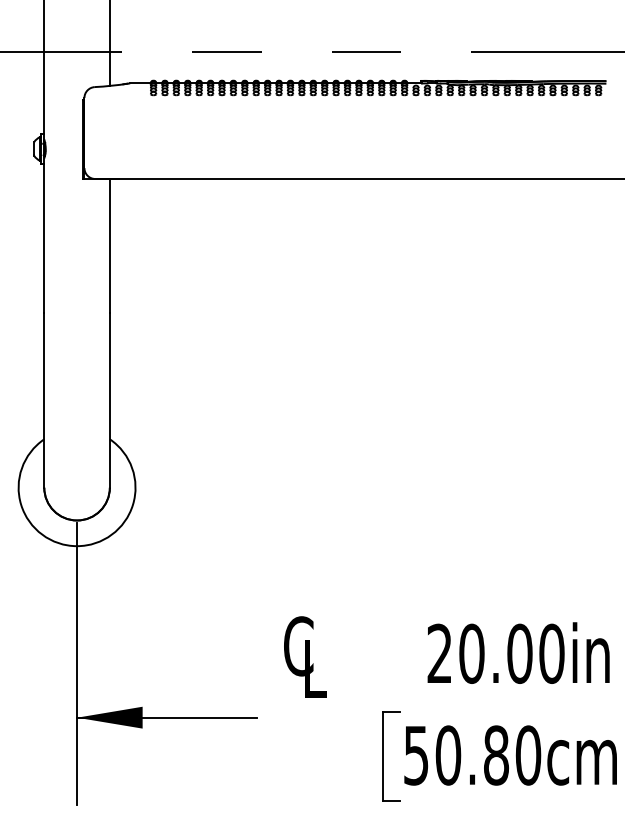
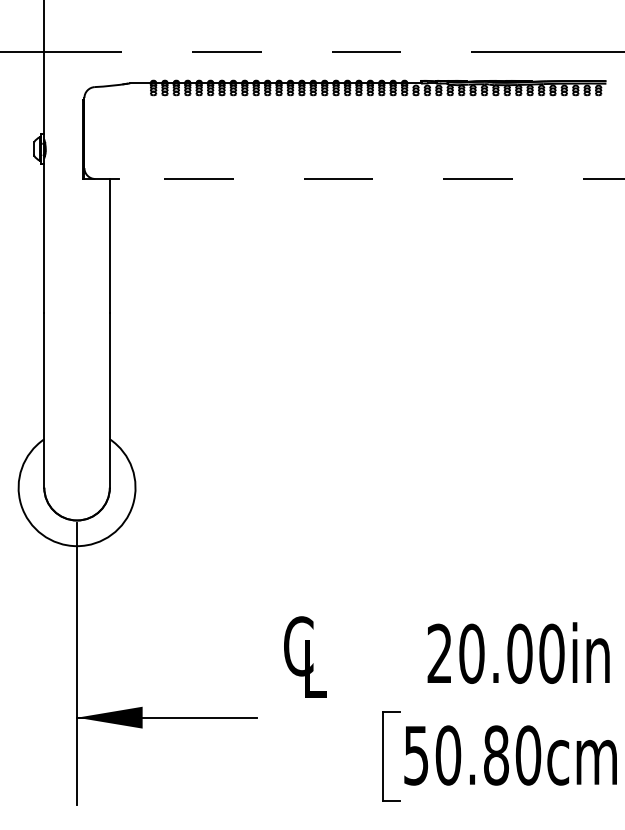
line: present -> none (109, 43)
line: solid -> dashed (359, 179)
